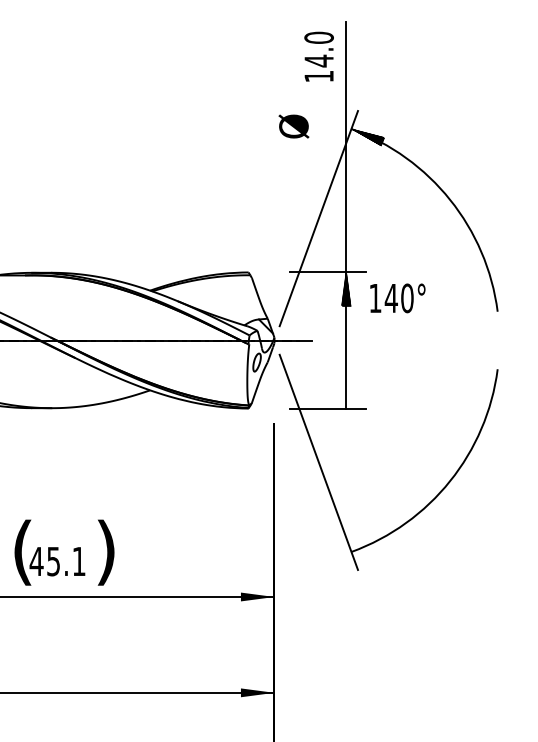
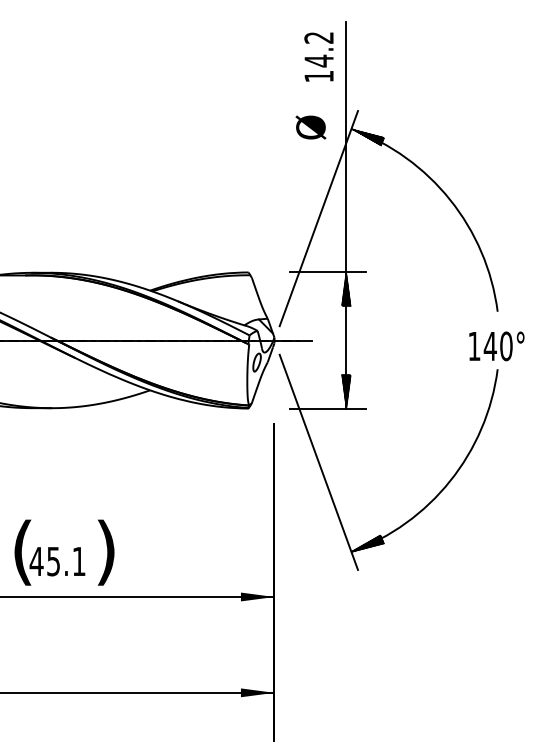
text: 14.0 -> 14.2 (318, 37)
text position: (293, 126) -> (310, 127) (310, 127)
text position: (397, 298) -> (496, 346) (496, 346)
hatch: none -> present (345, 391)
hatch: none -> present (367, 543)
